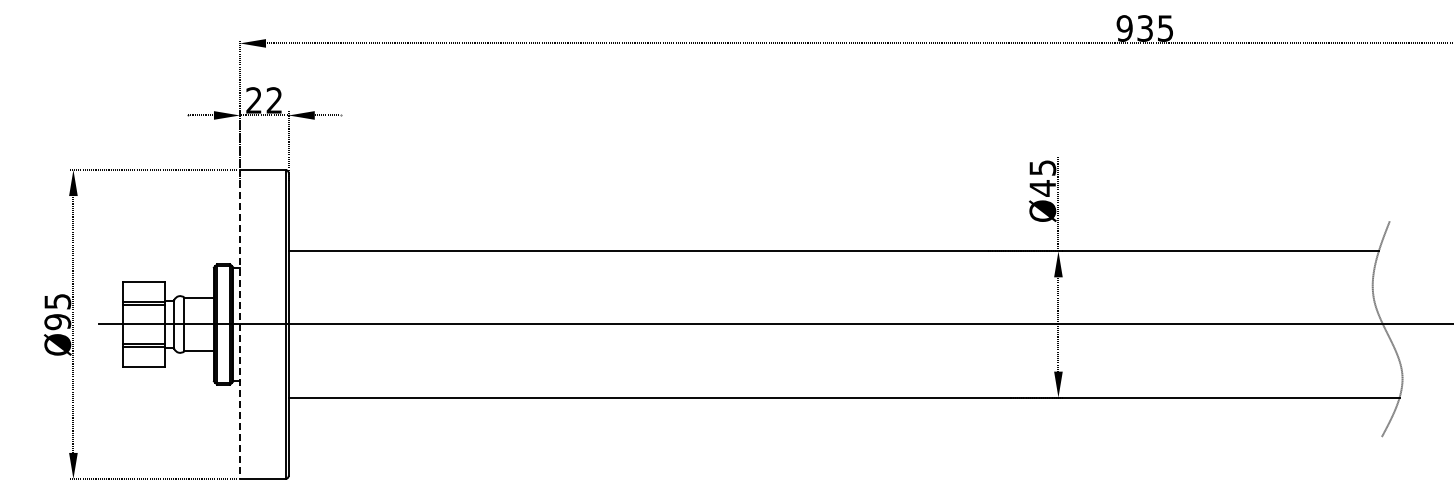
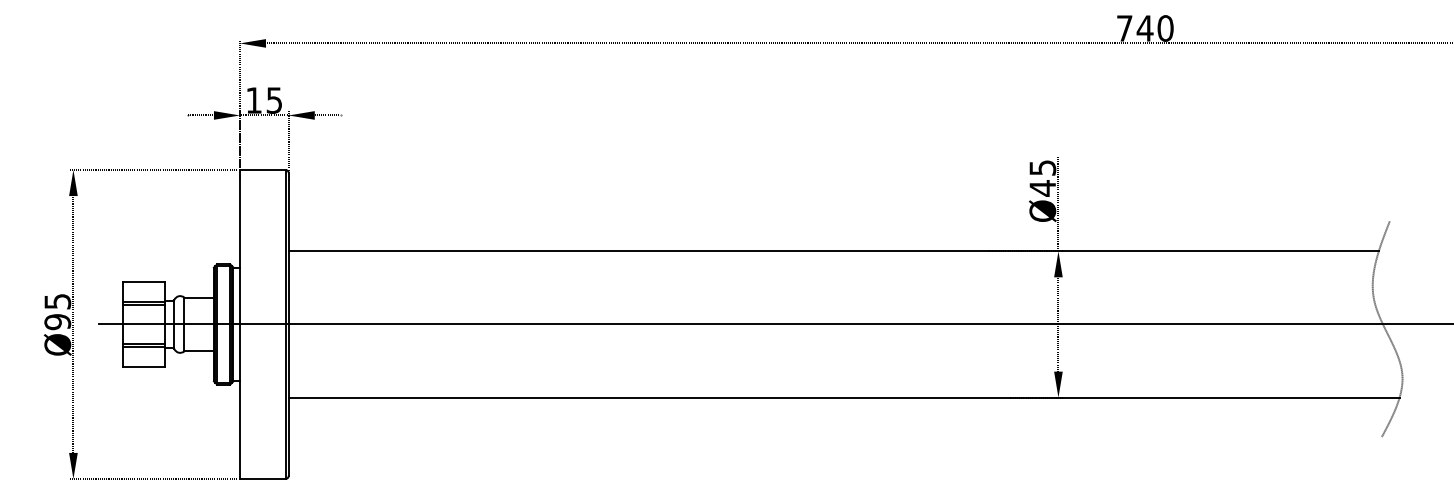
text: 935 -> 740 (1144, 28)
text: 22 -> 15 (263, 100)
line: dashed -> solid (239, 324)
